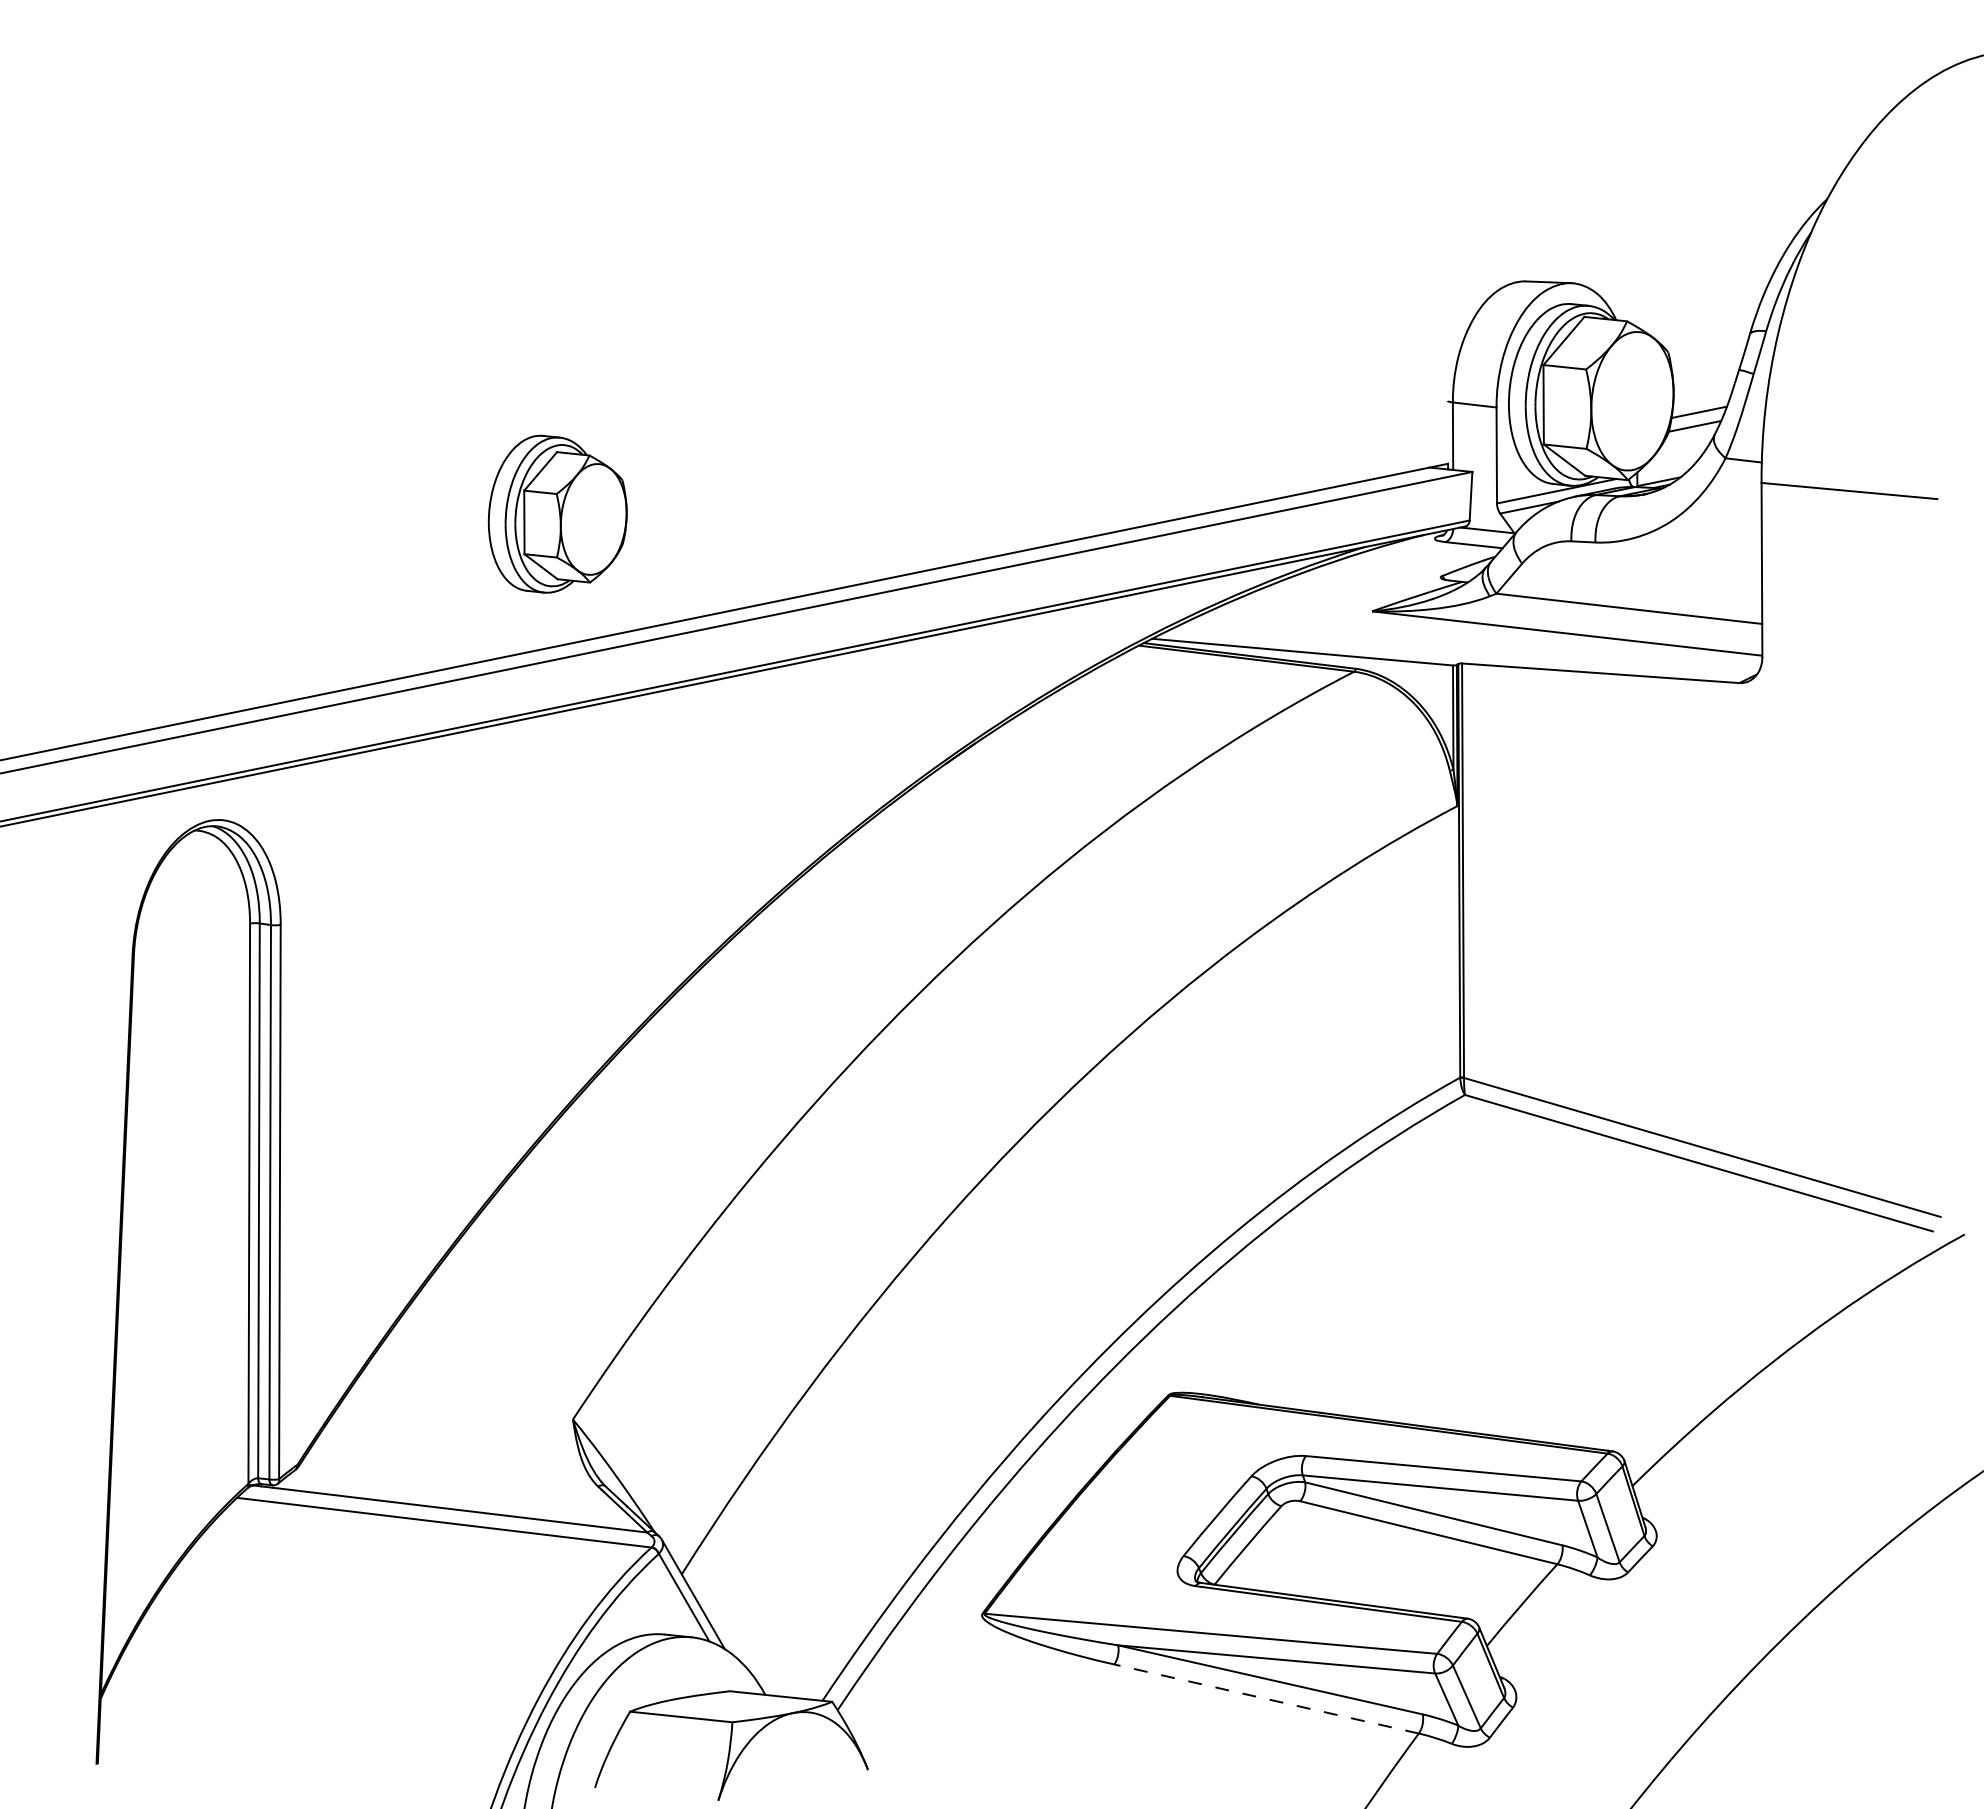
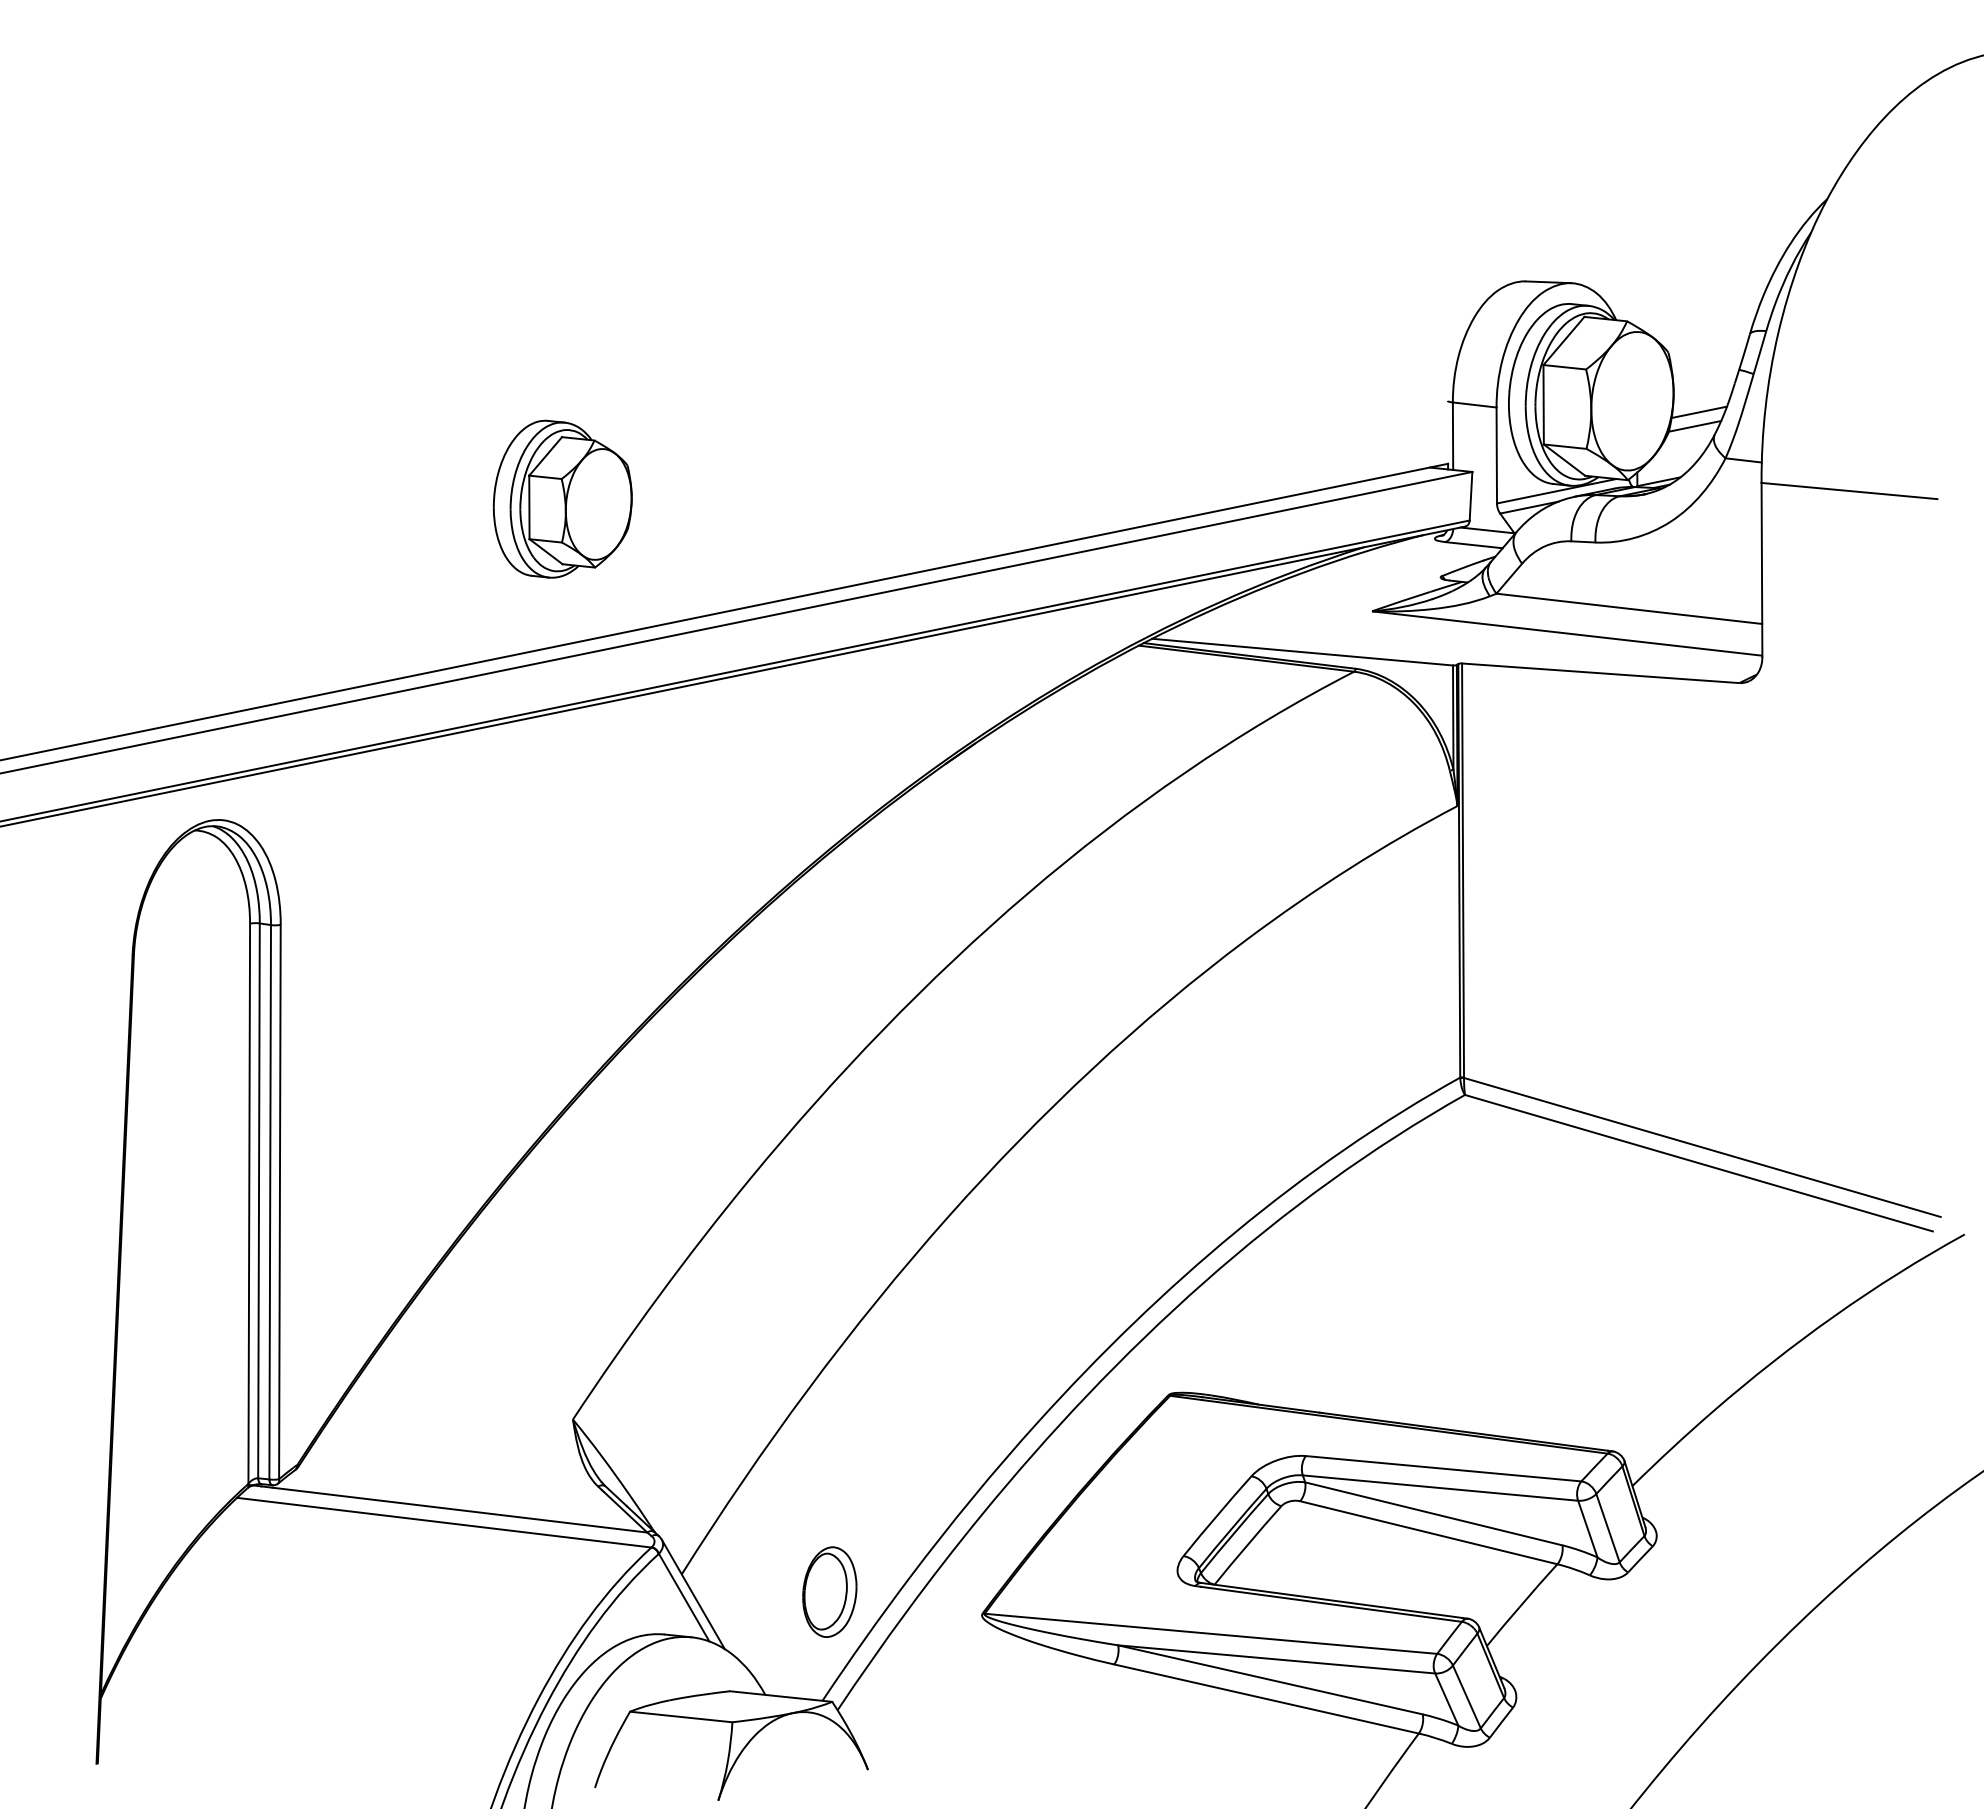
part position: (557, 513) -> (562, 498) (562, 498)
part: none -> present (829, 1591)
line: dashed -> solid (1266, 1698)
